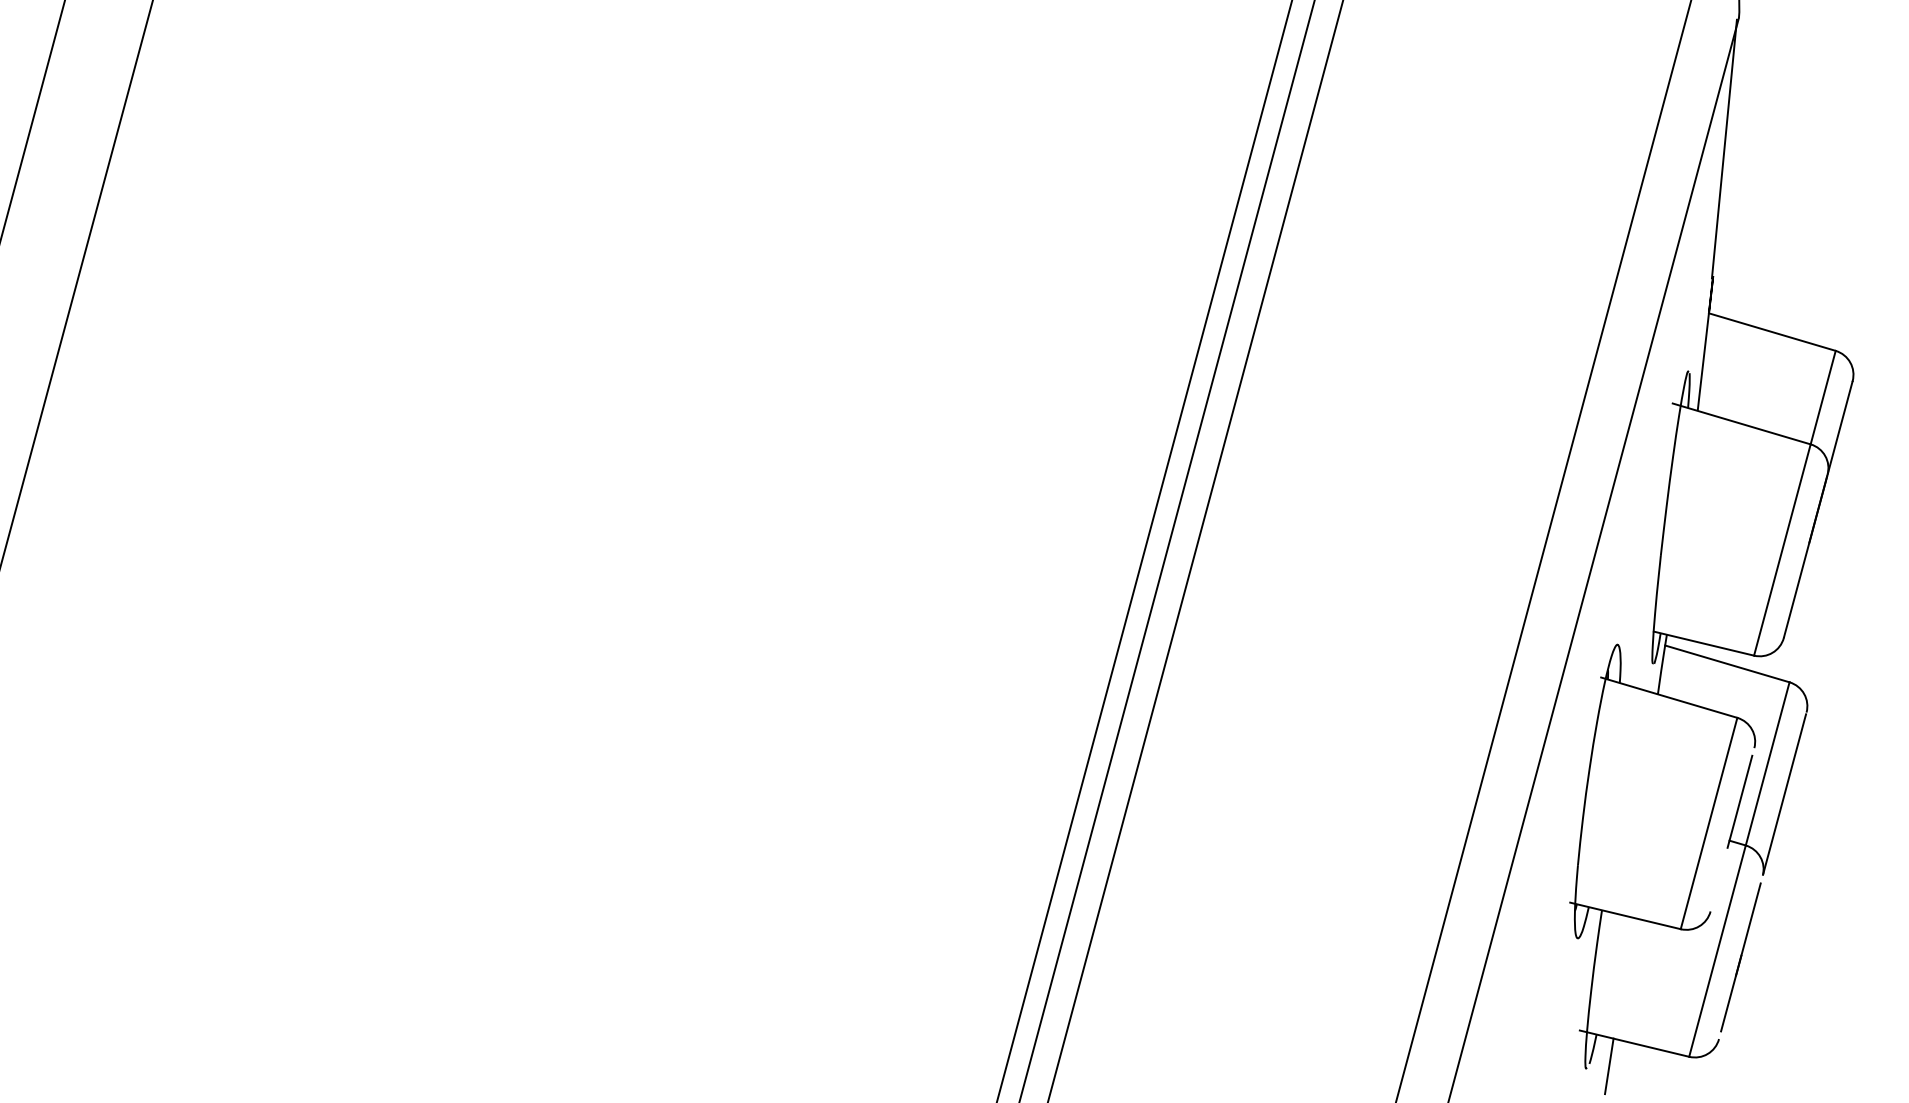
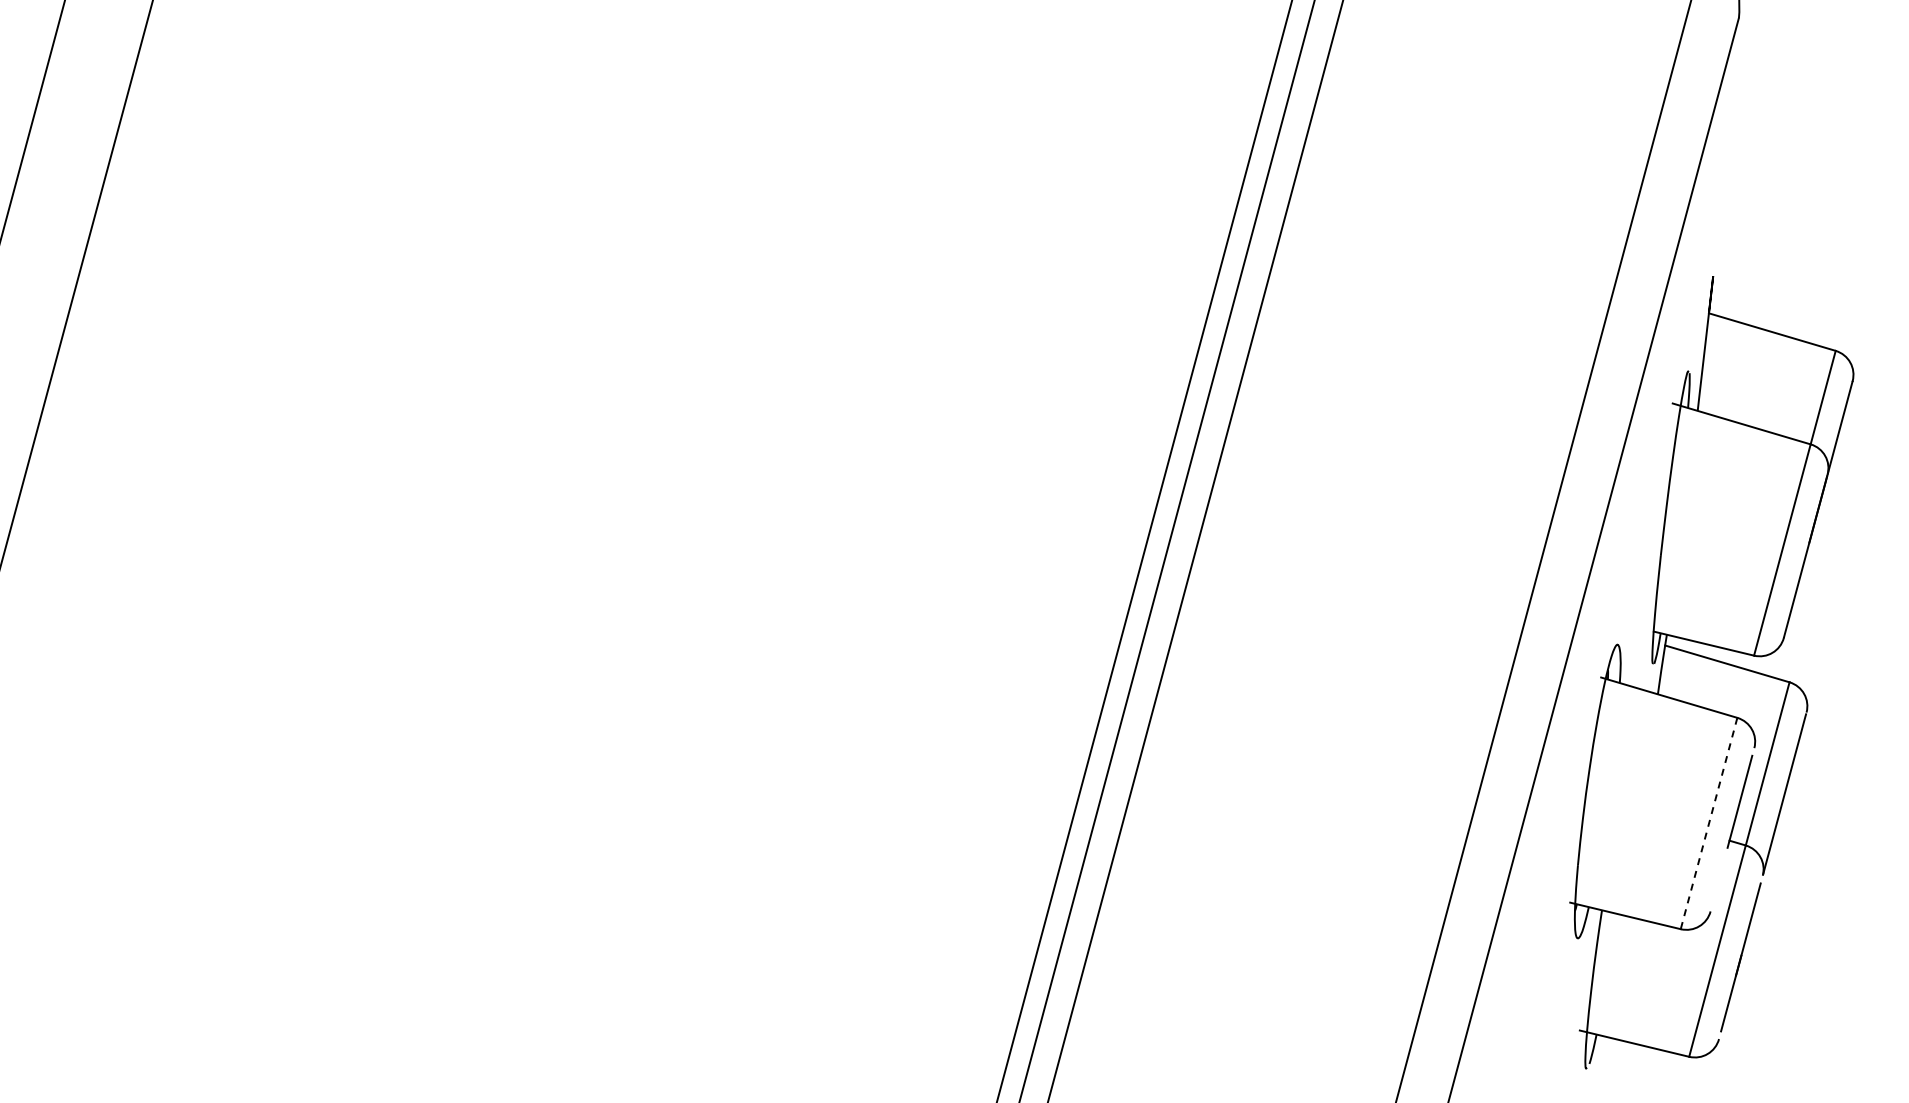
line: present -> none (1723, 148)
line: solid -> dashed (1708, 824)
line: present -> none (1609, 1066)
